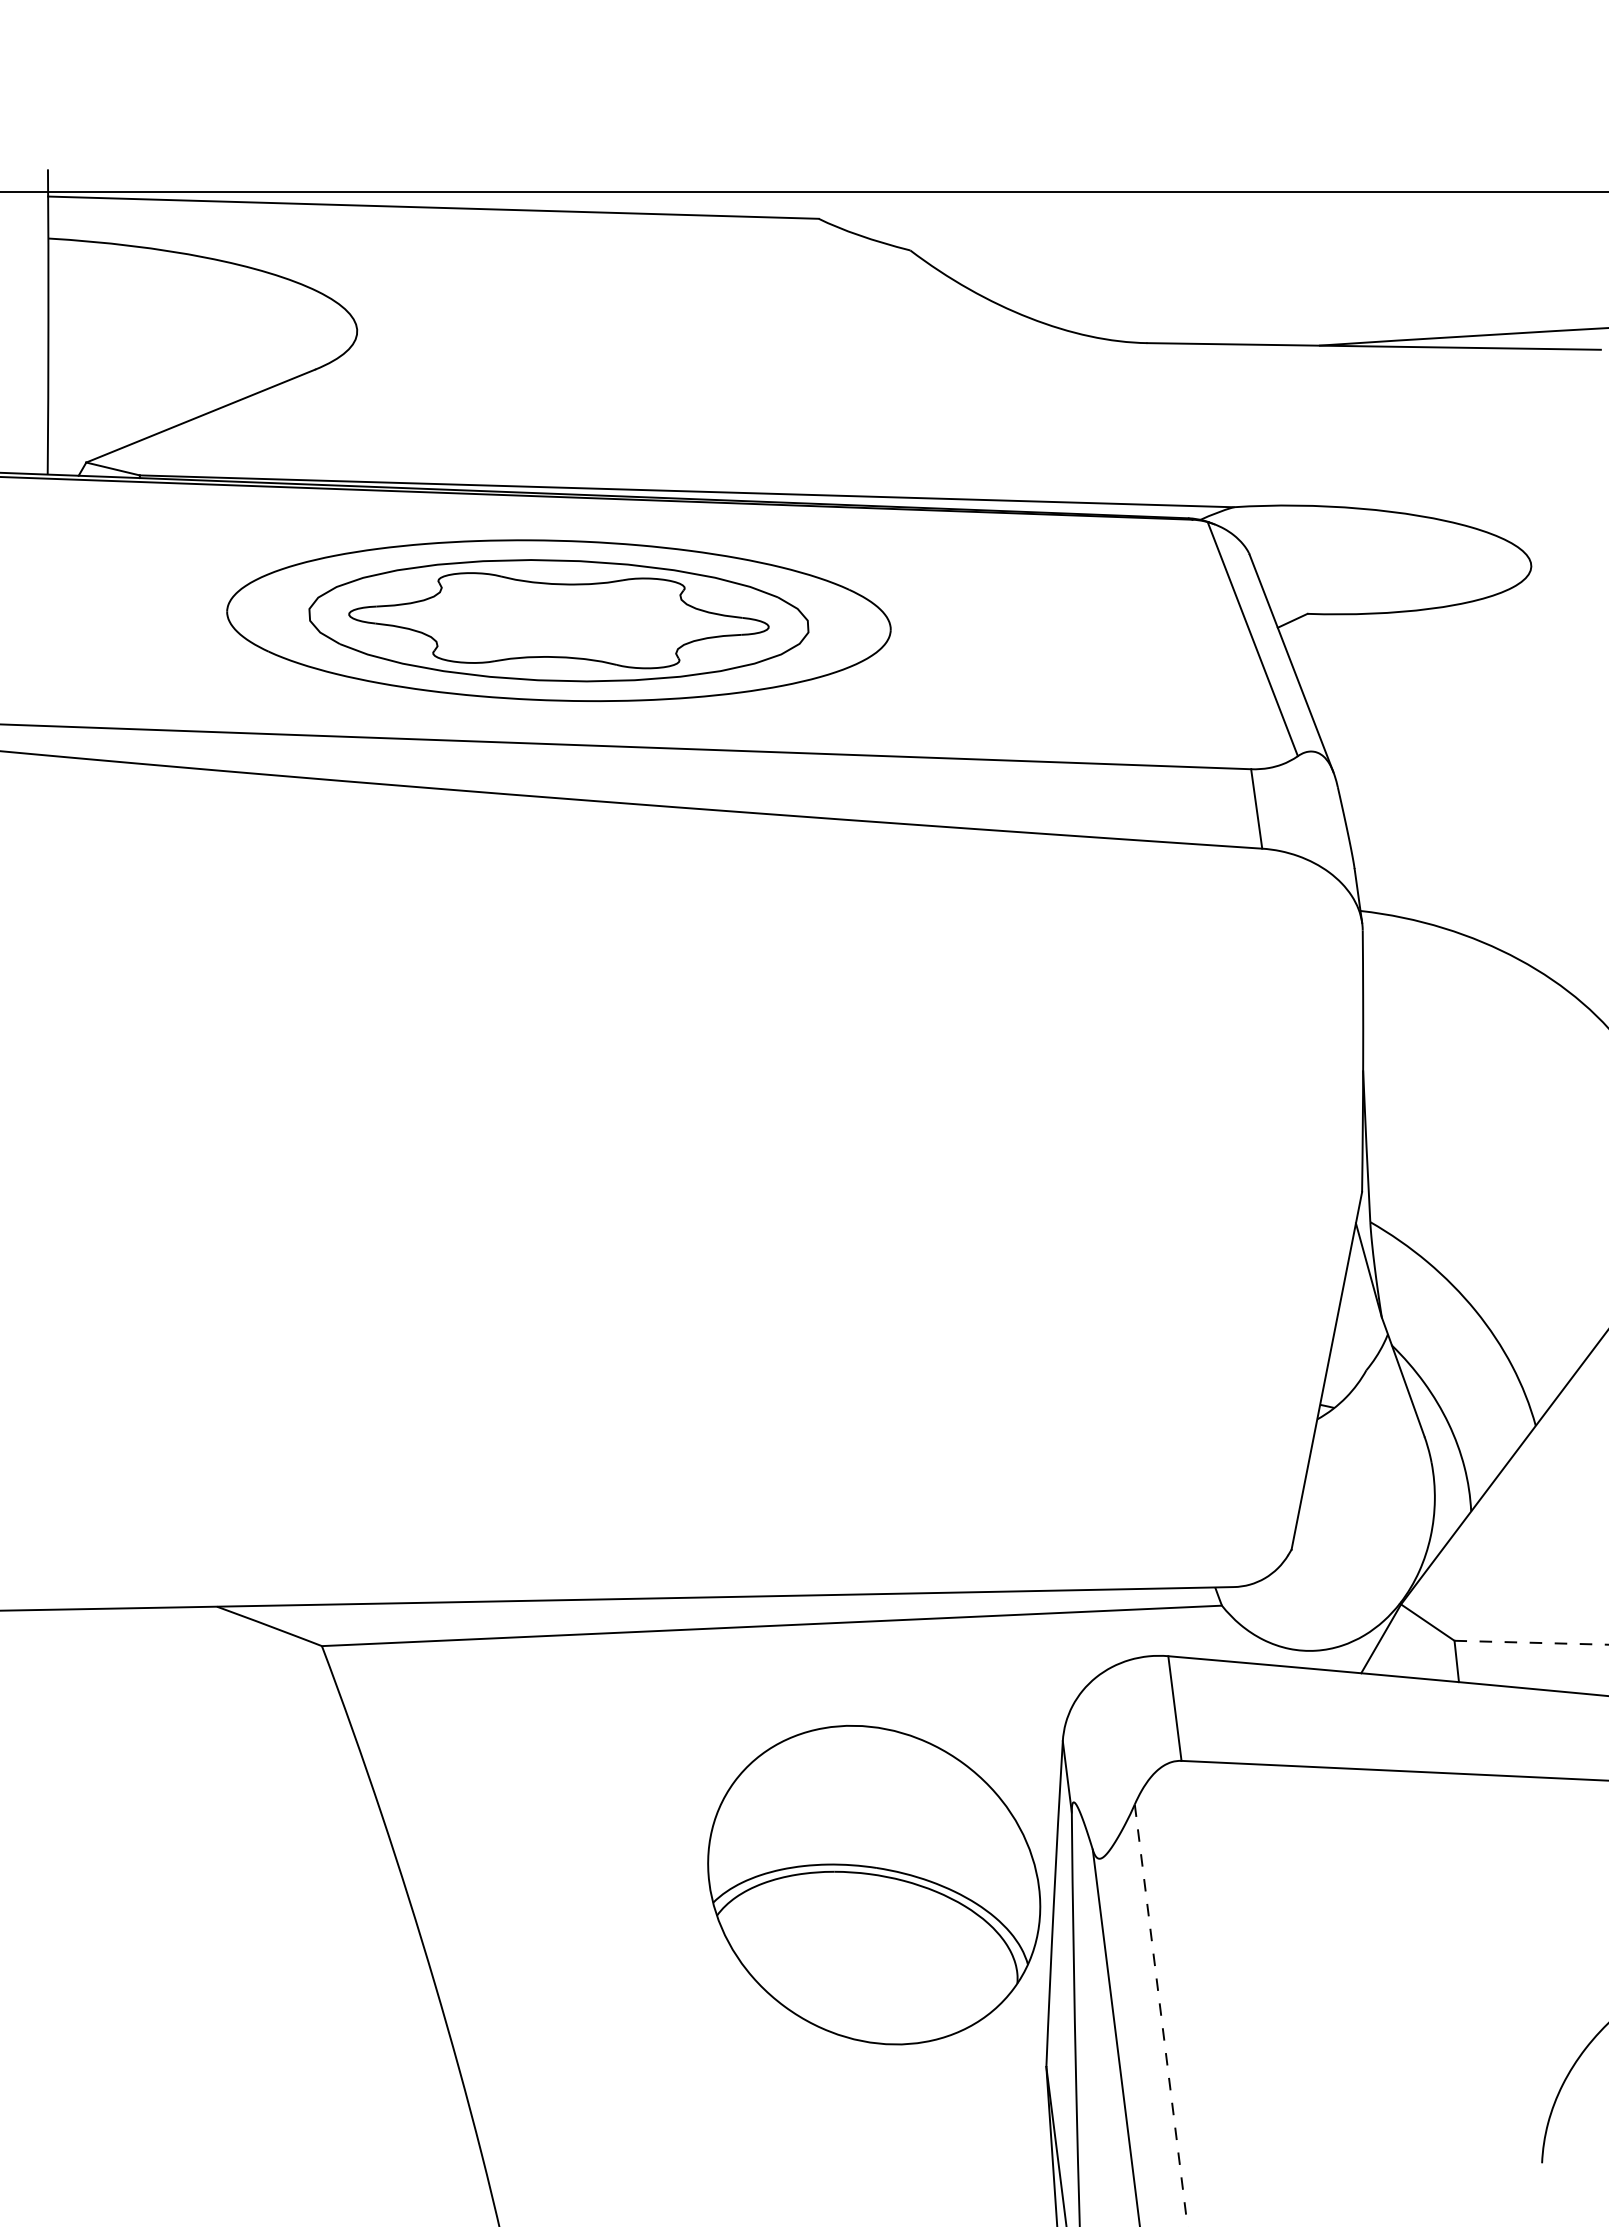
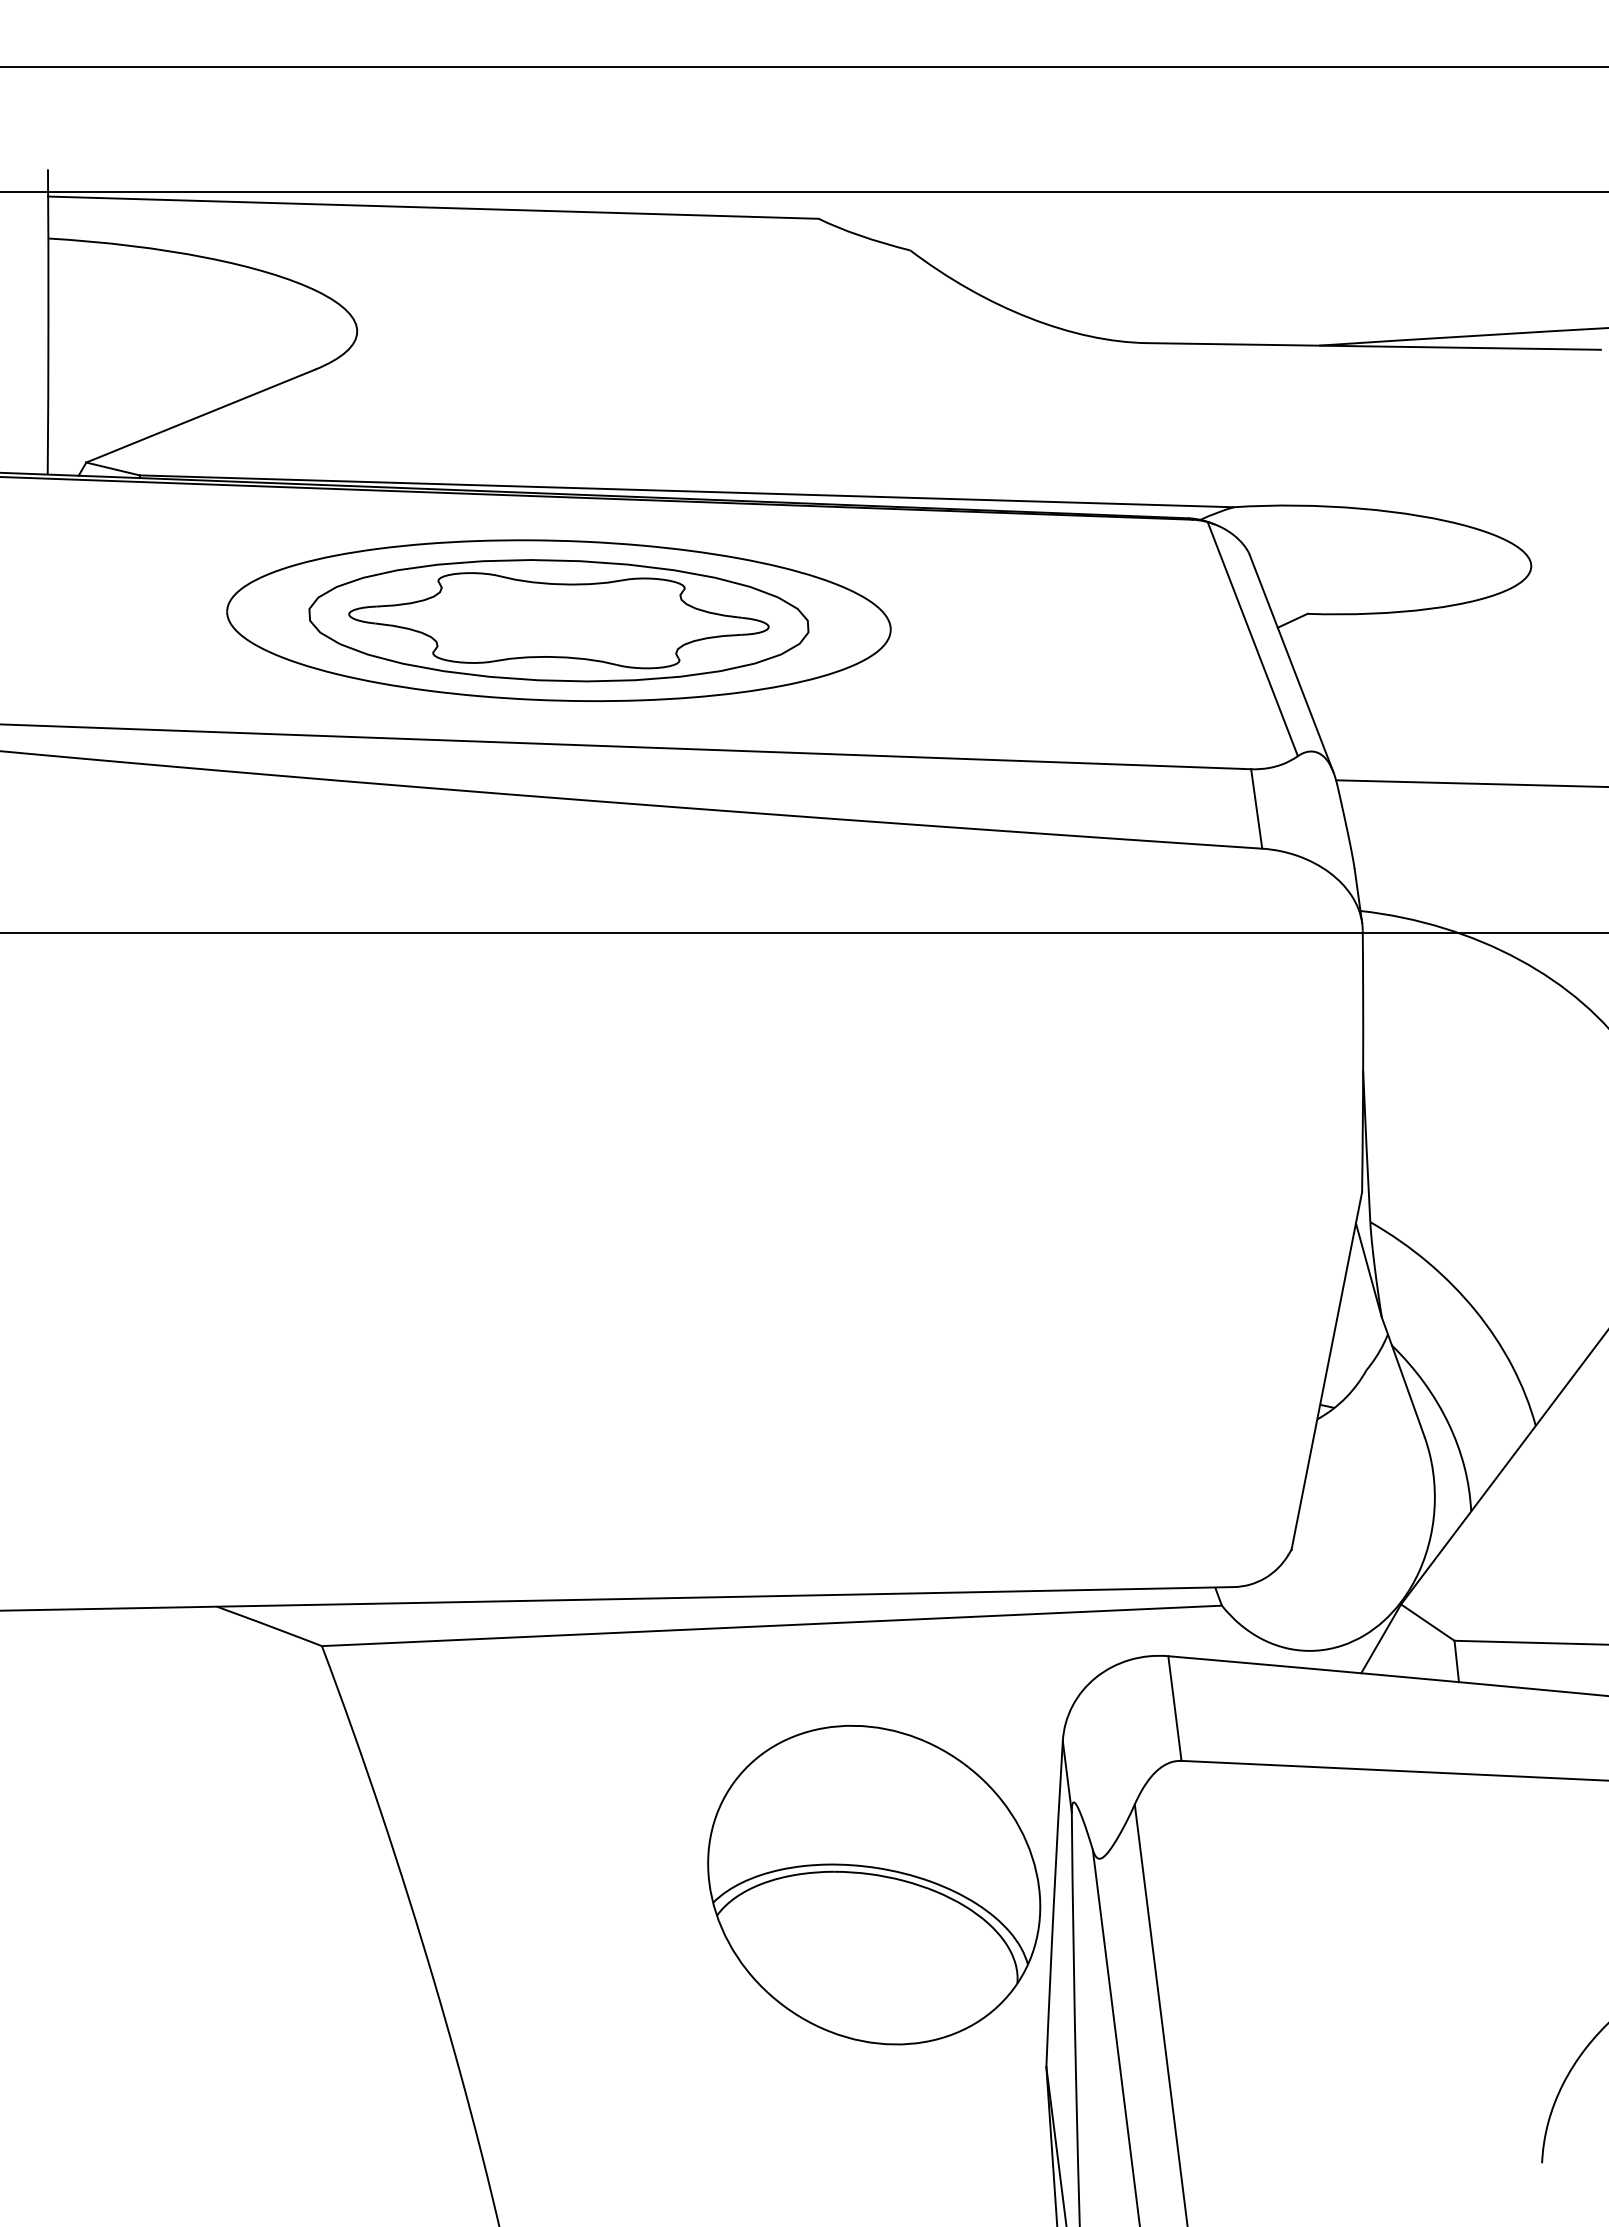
line: none -> present (803, 66)
line: none -> present (1470, 783)
line: none -> present (803, 933)
line: dashed -> solid (1531, 1642)
line: dashed -> solid (1161, 2015)
